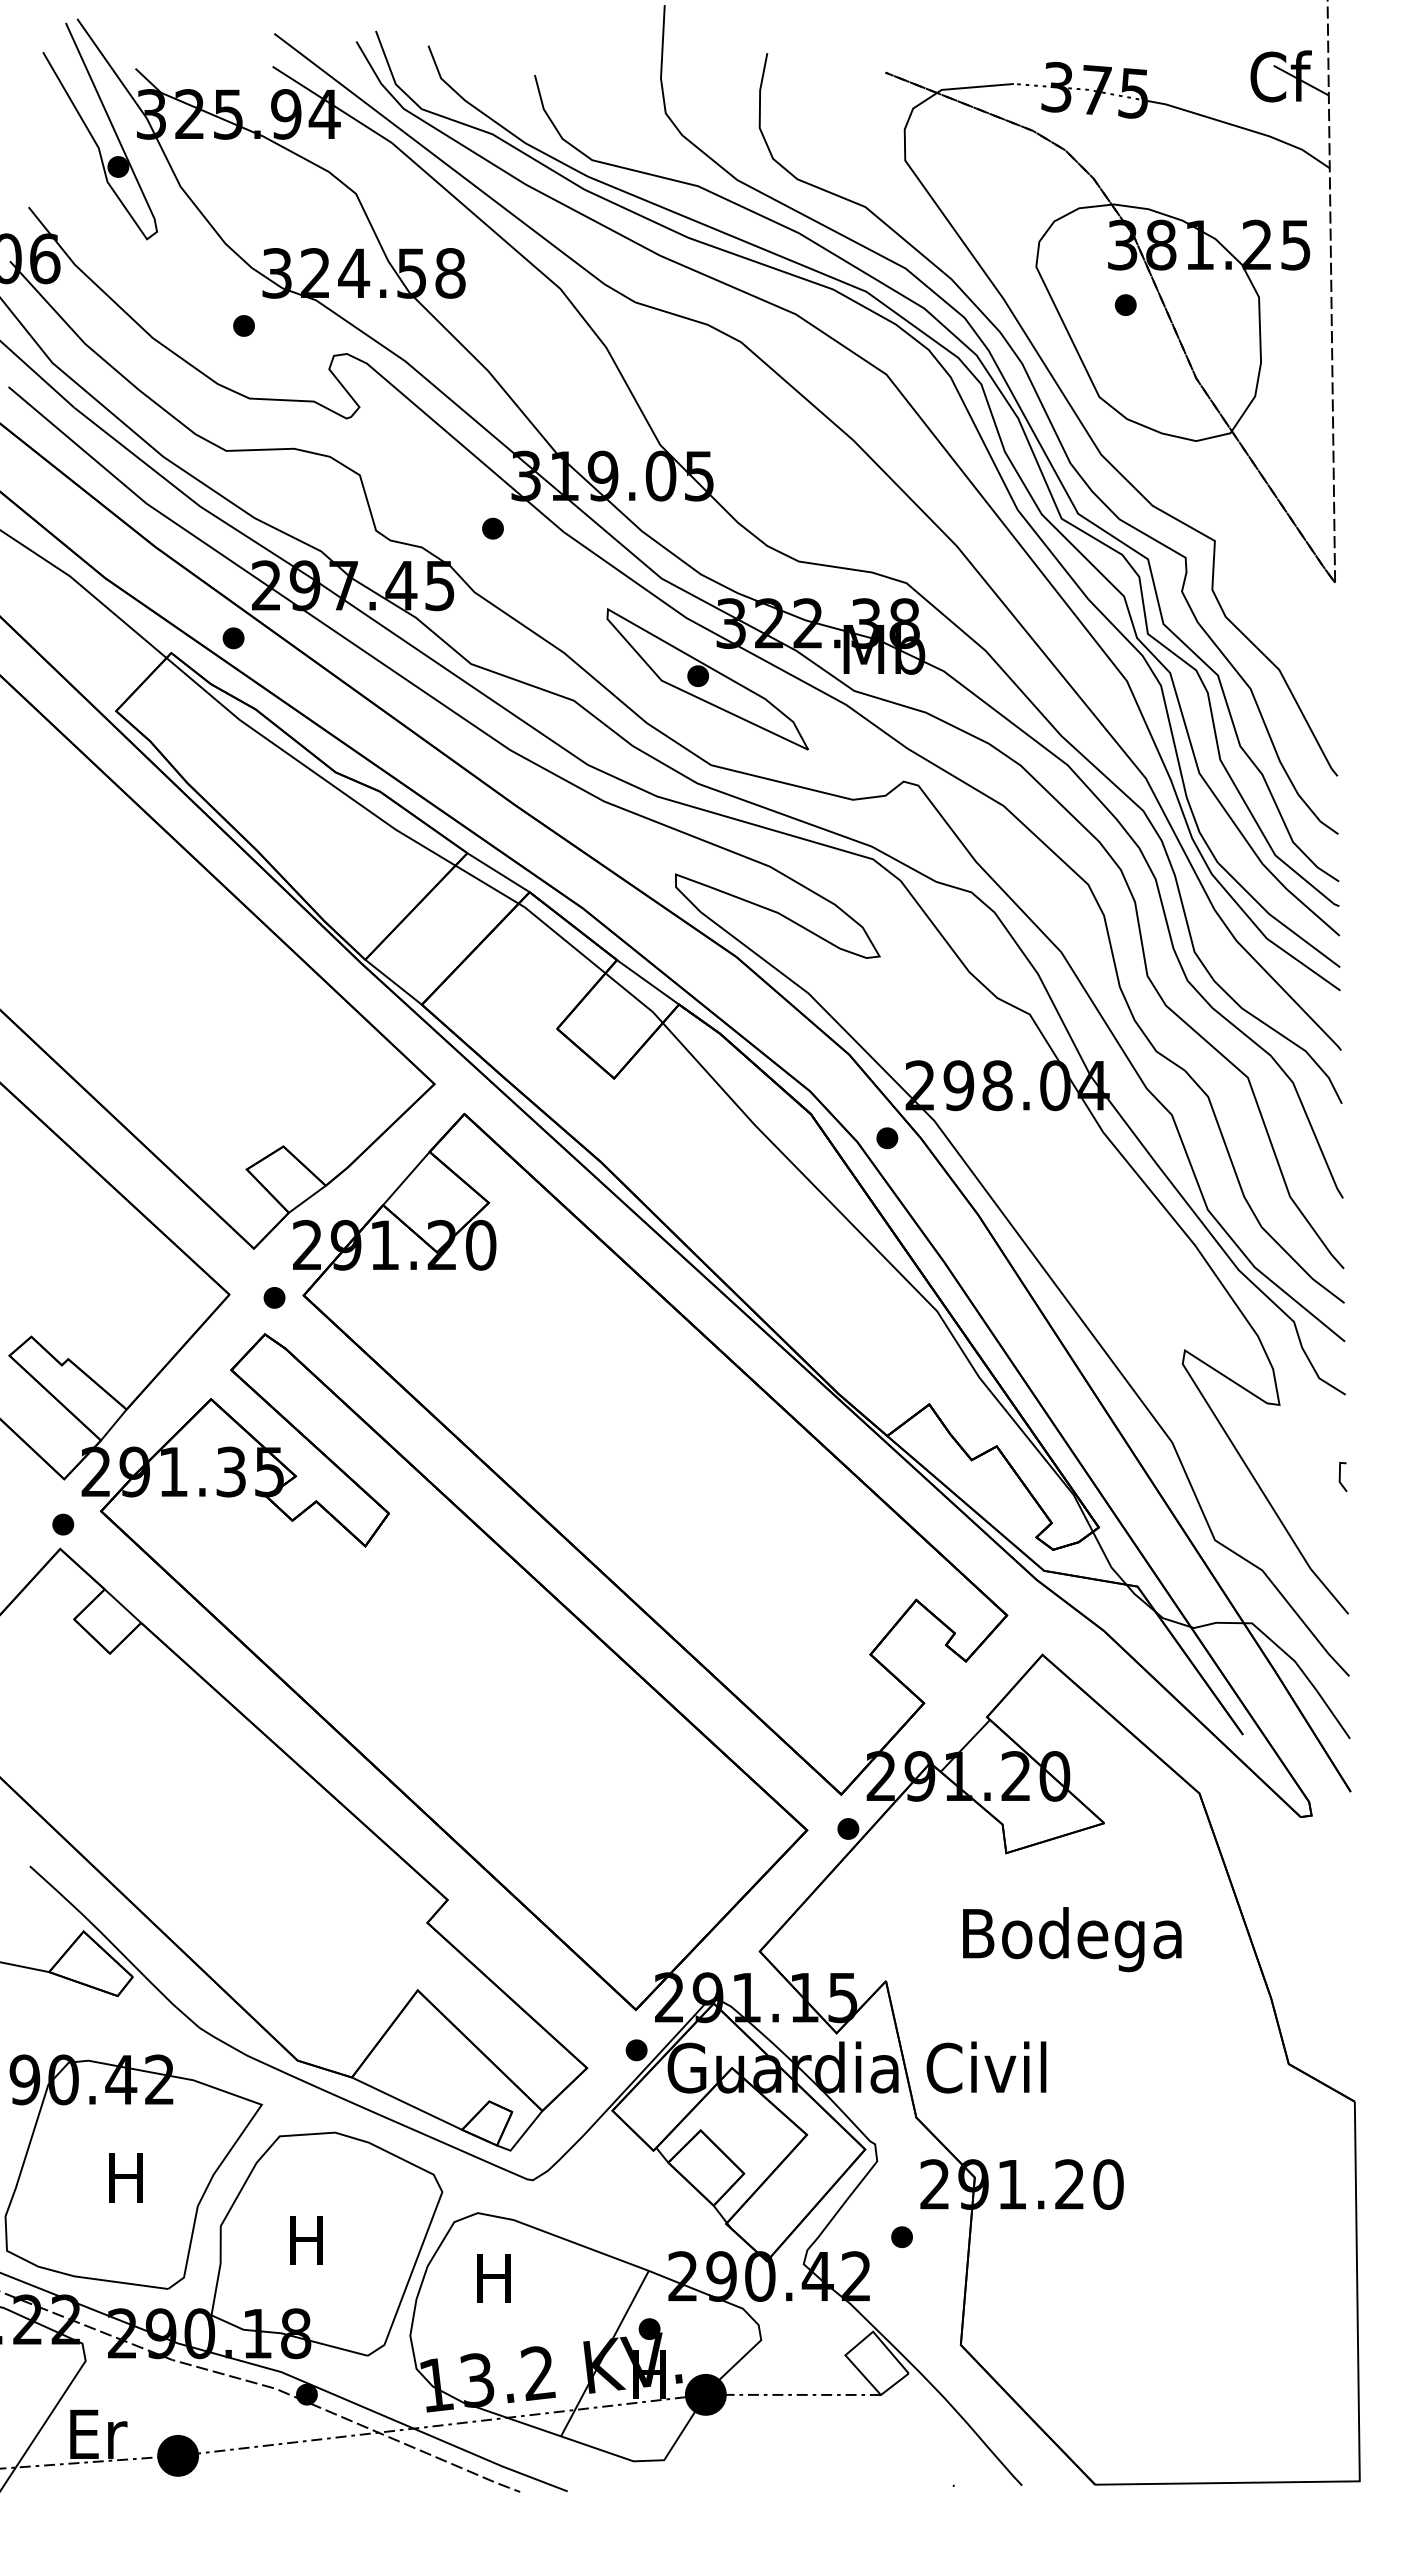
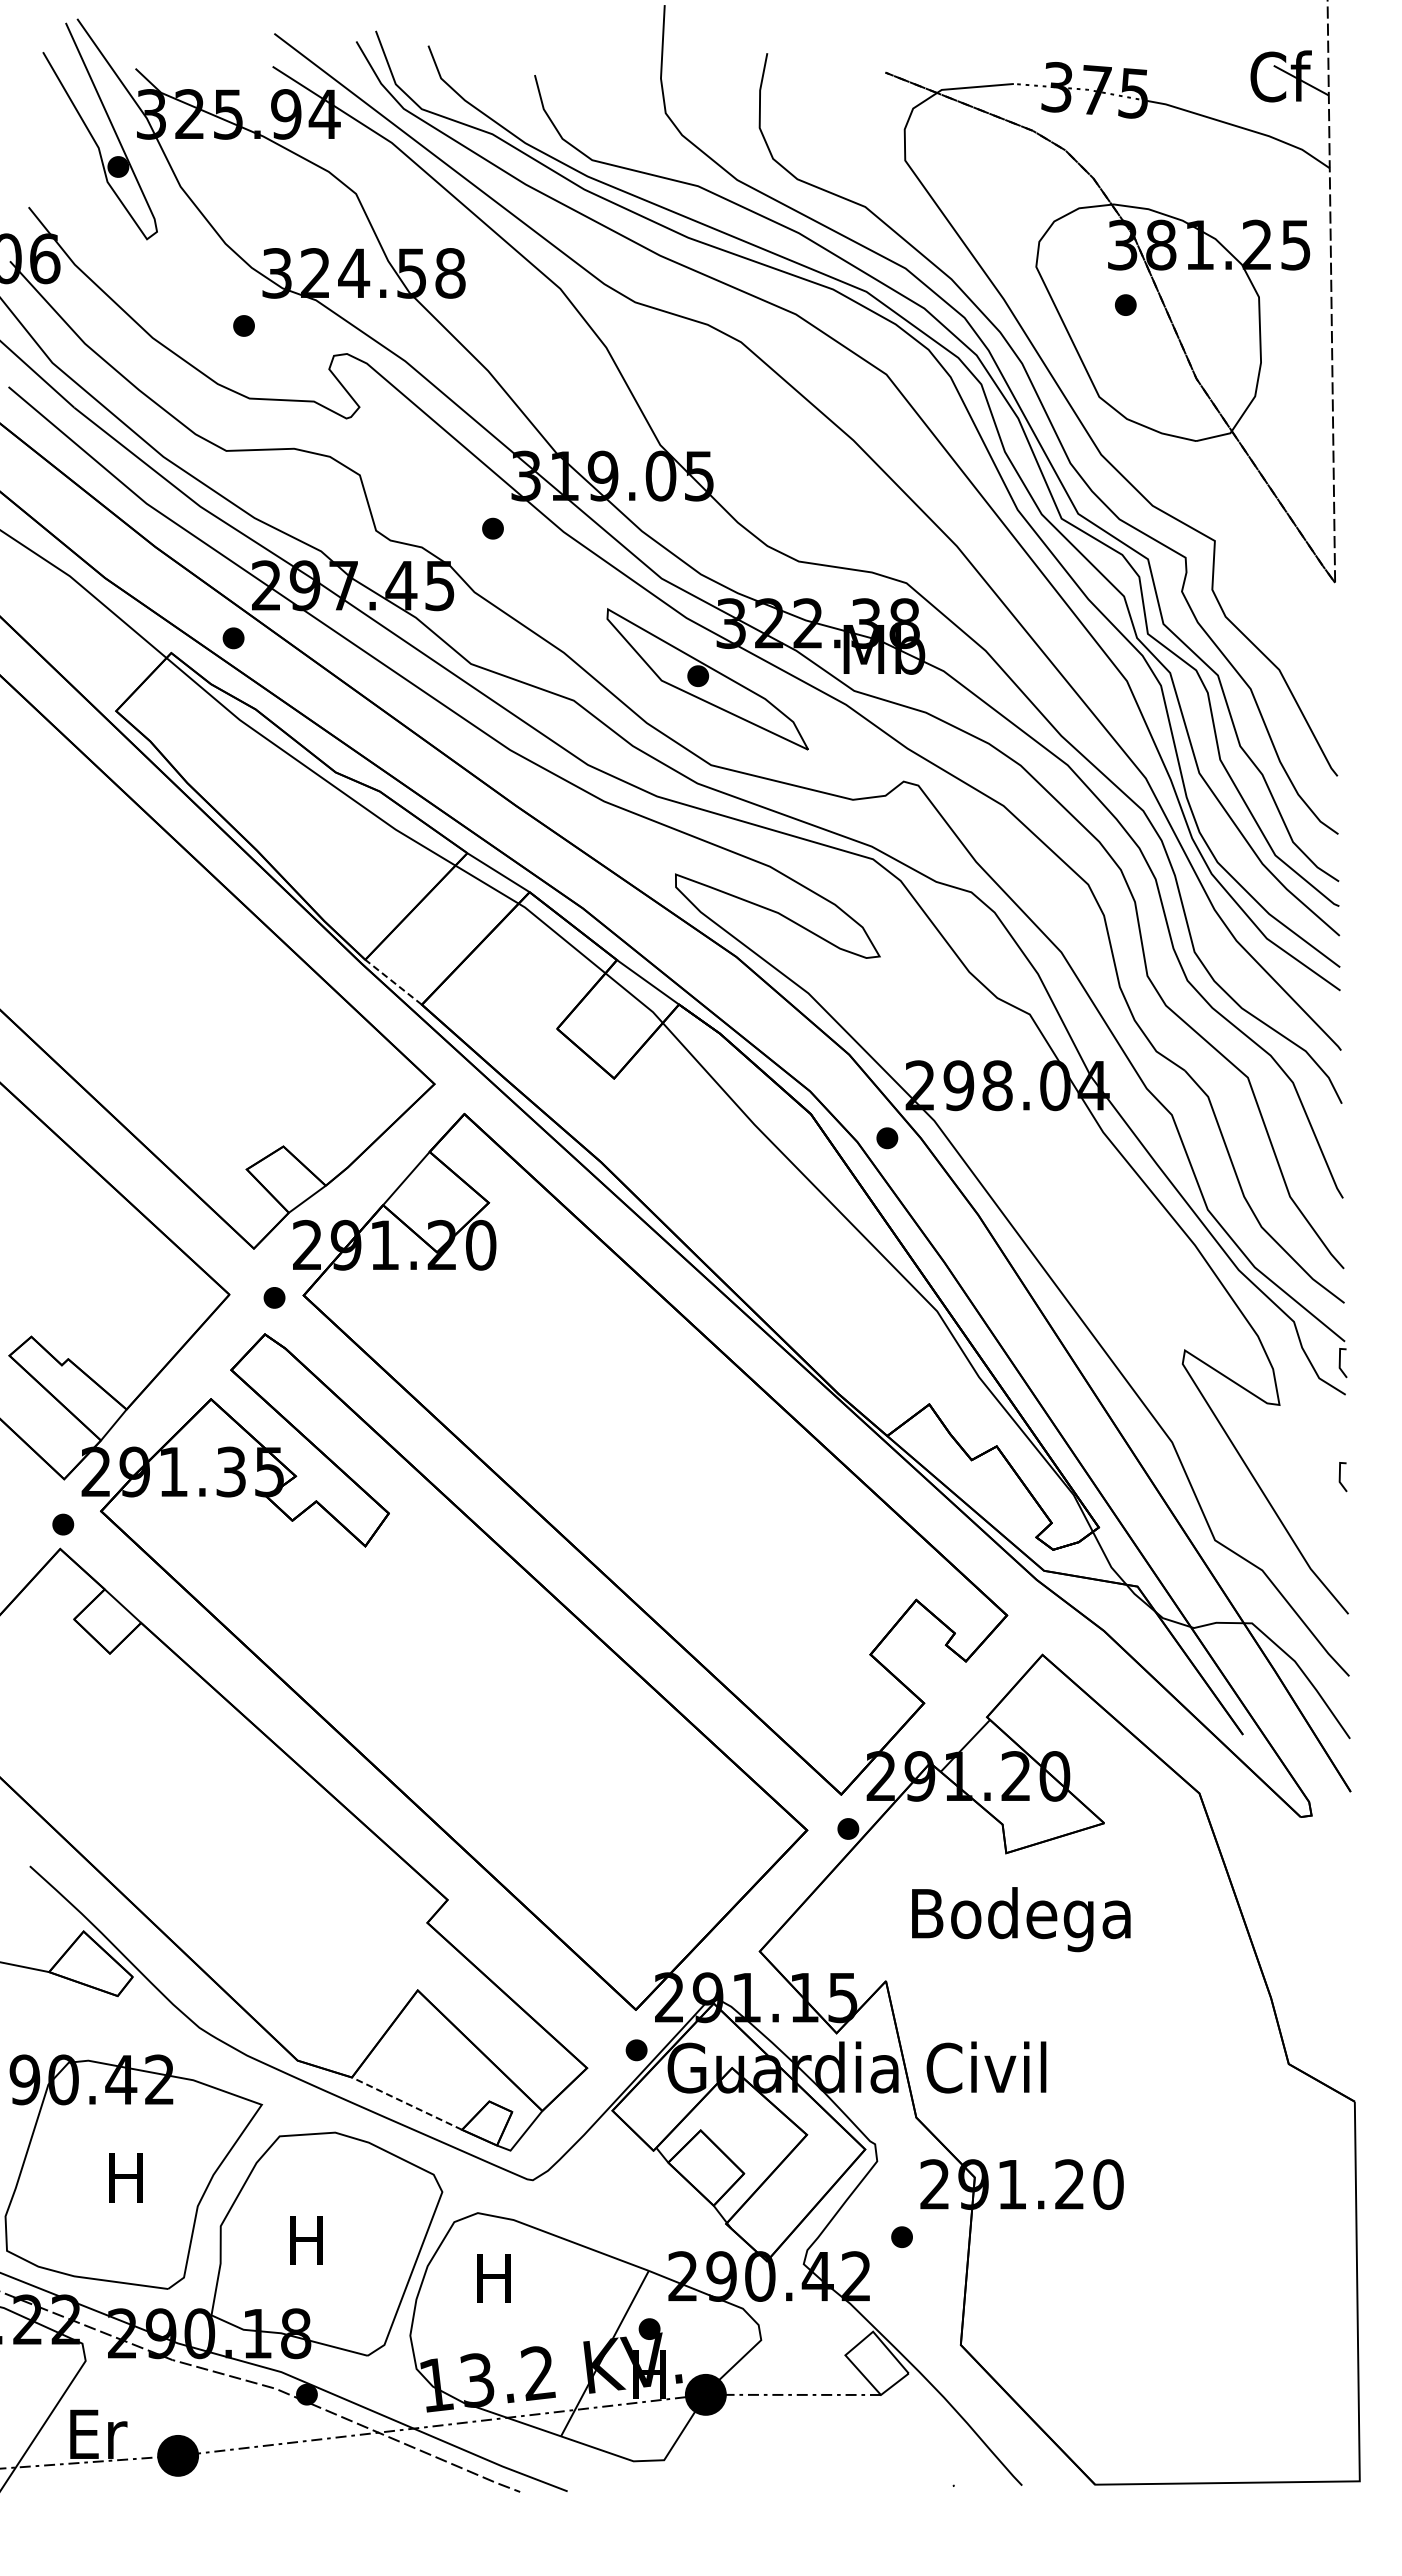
line: solid -> dashed (393, 981)
line: none -> present (1340, 1363)
text position: (1072, 1939) -> (1021, 1919) (1021, 1919)
line: solid -> dashed (407, 2103)
